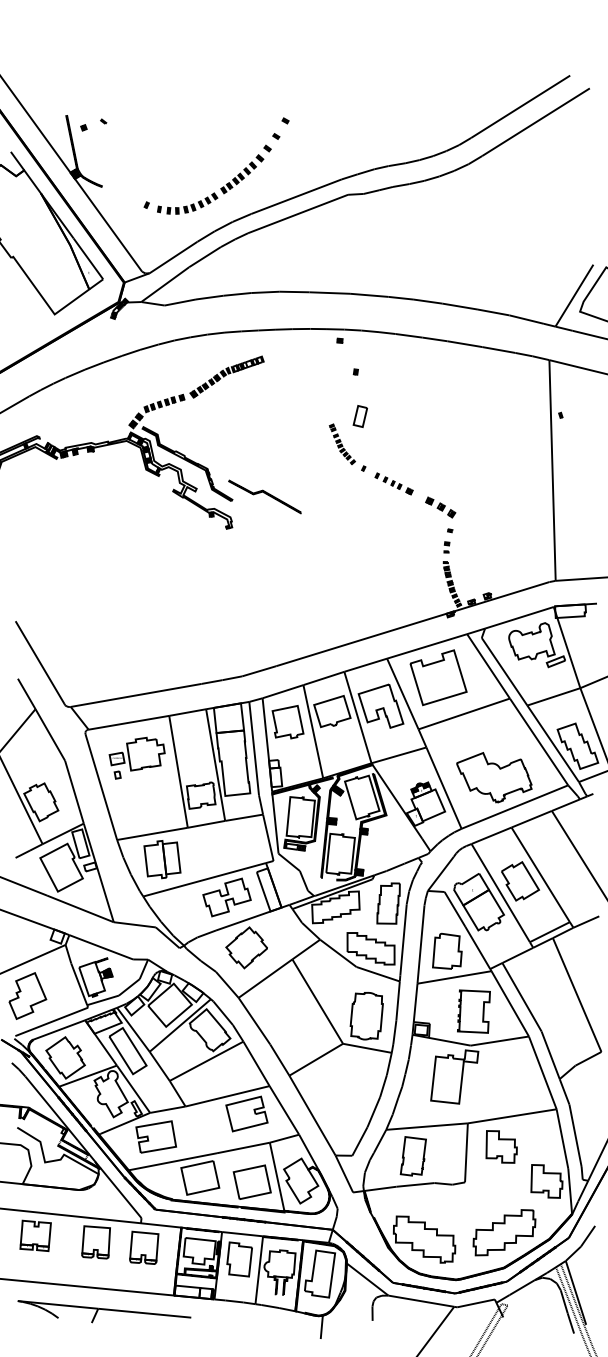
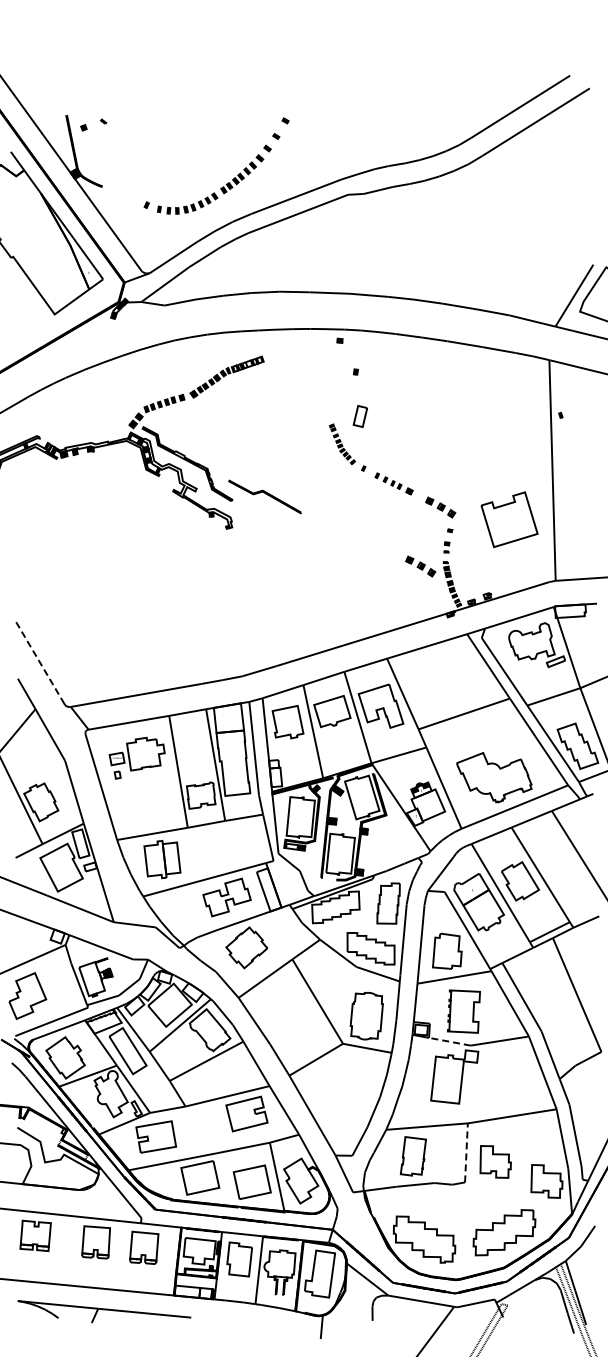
part: none -> present (420, 566)
line: solid -> dashed (39, 662)
part position: (438, 677) -> (509, 519) (509, 519)
part position: (473, 1011) -> (463, 1011) (463, 1011)
line: solid -> dashed (449, 1041)
part position: (501, 1146) -> (495, 1161) (495, 1161)
line: solid -> dashed (466, 1152)
